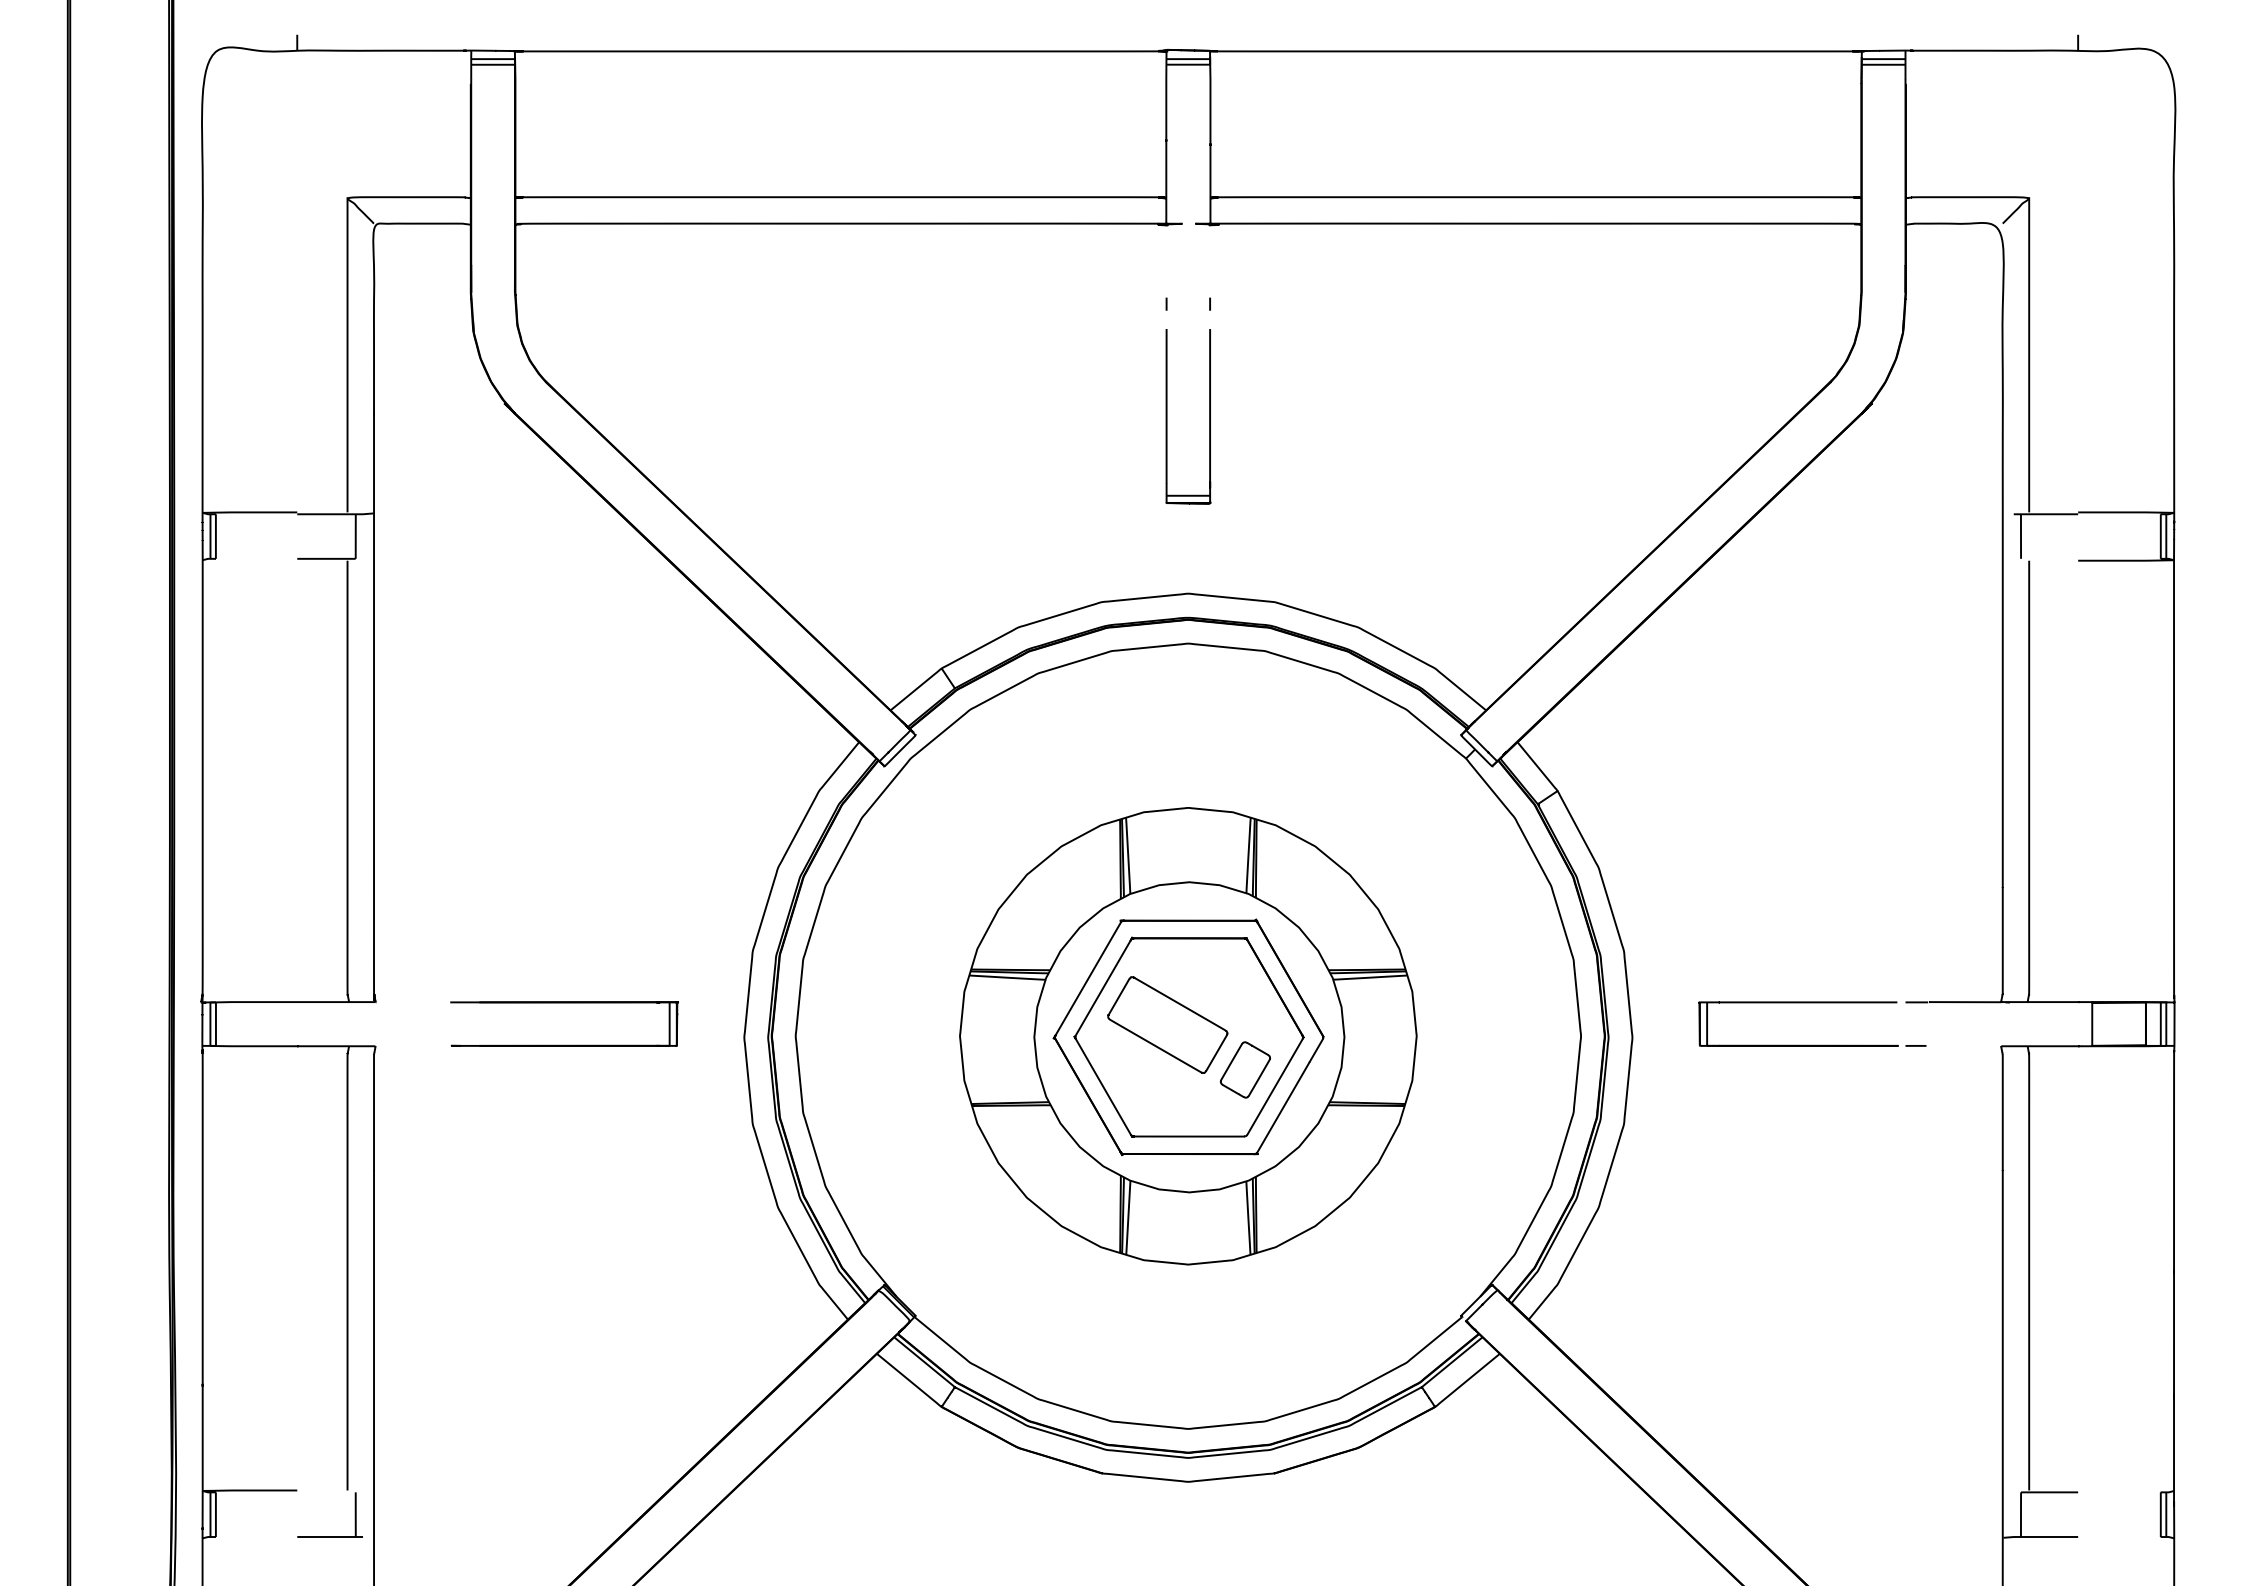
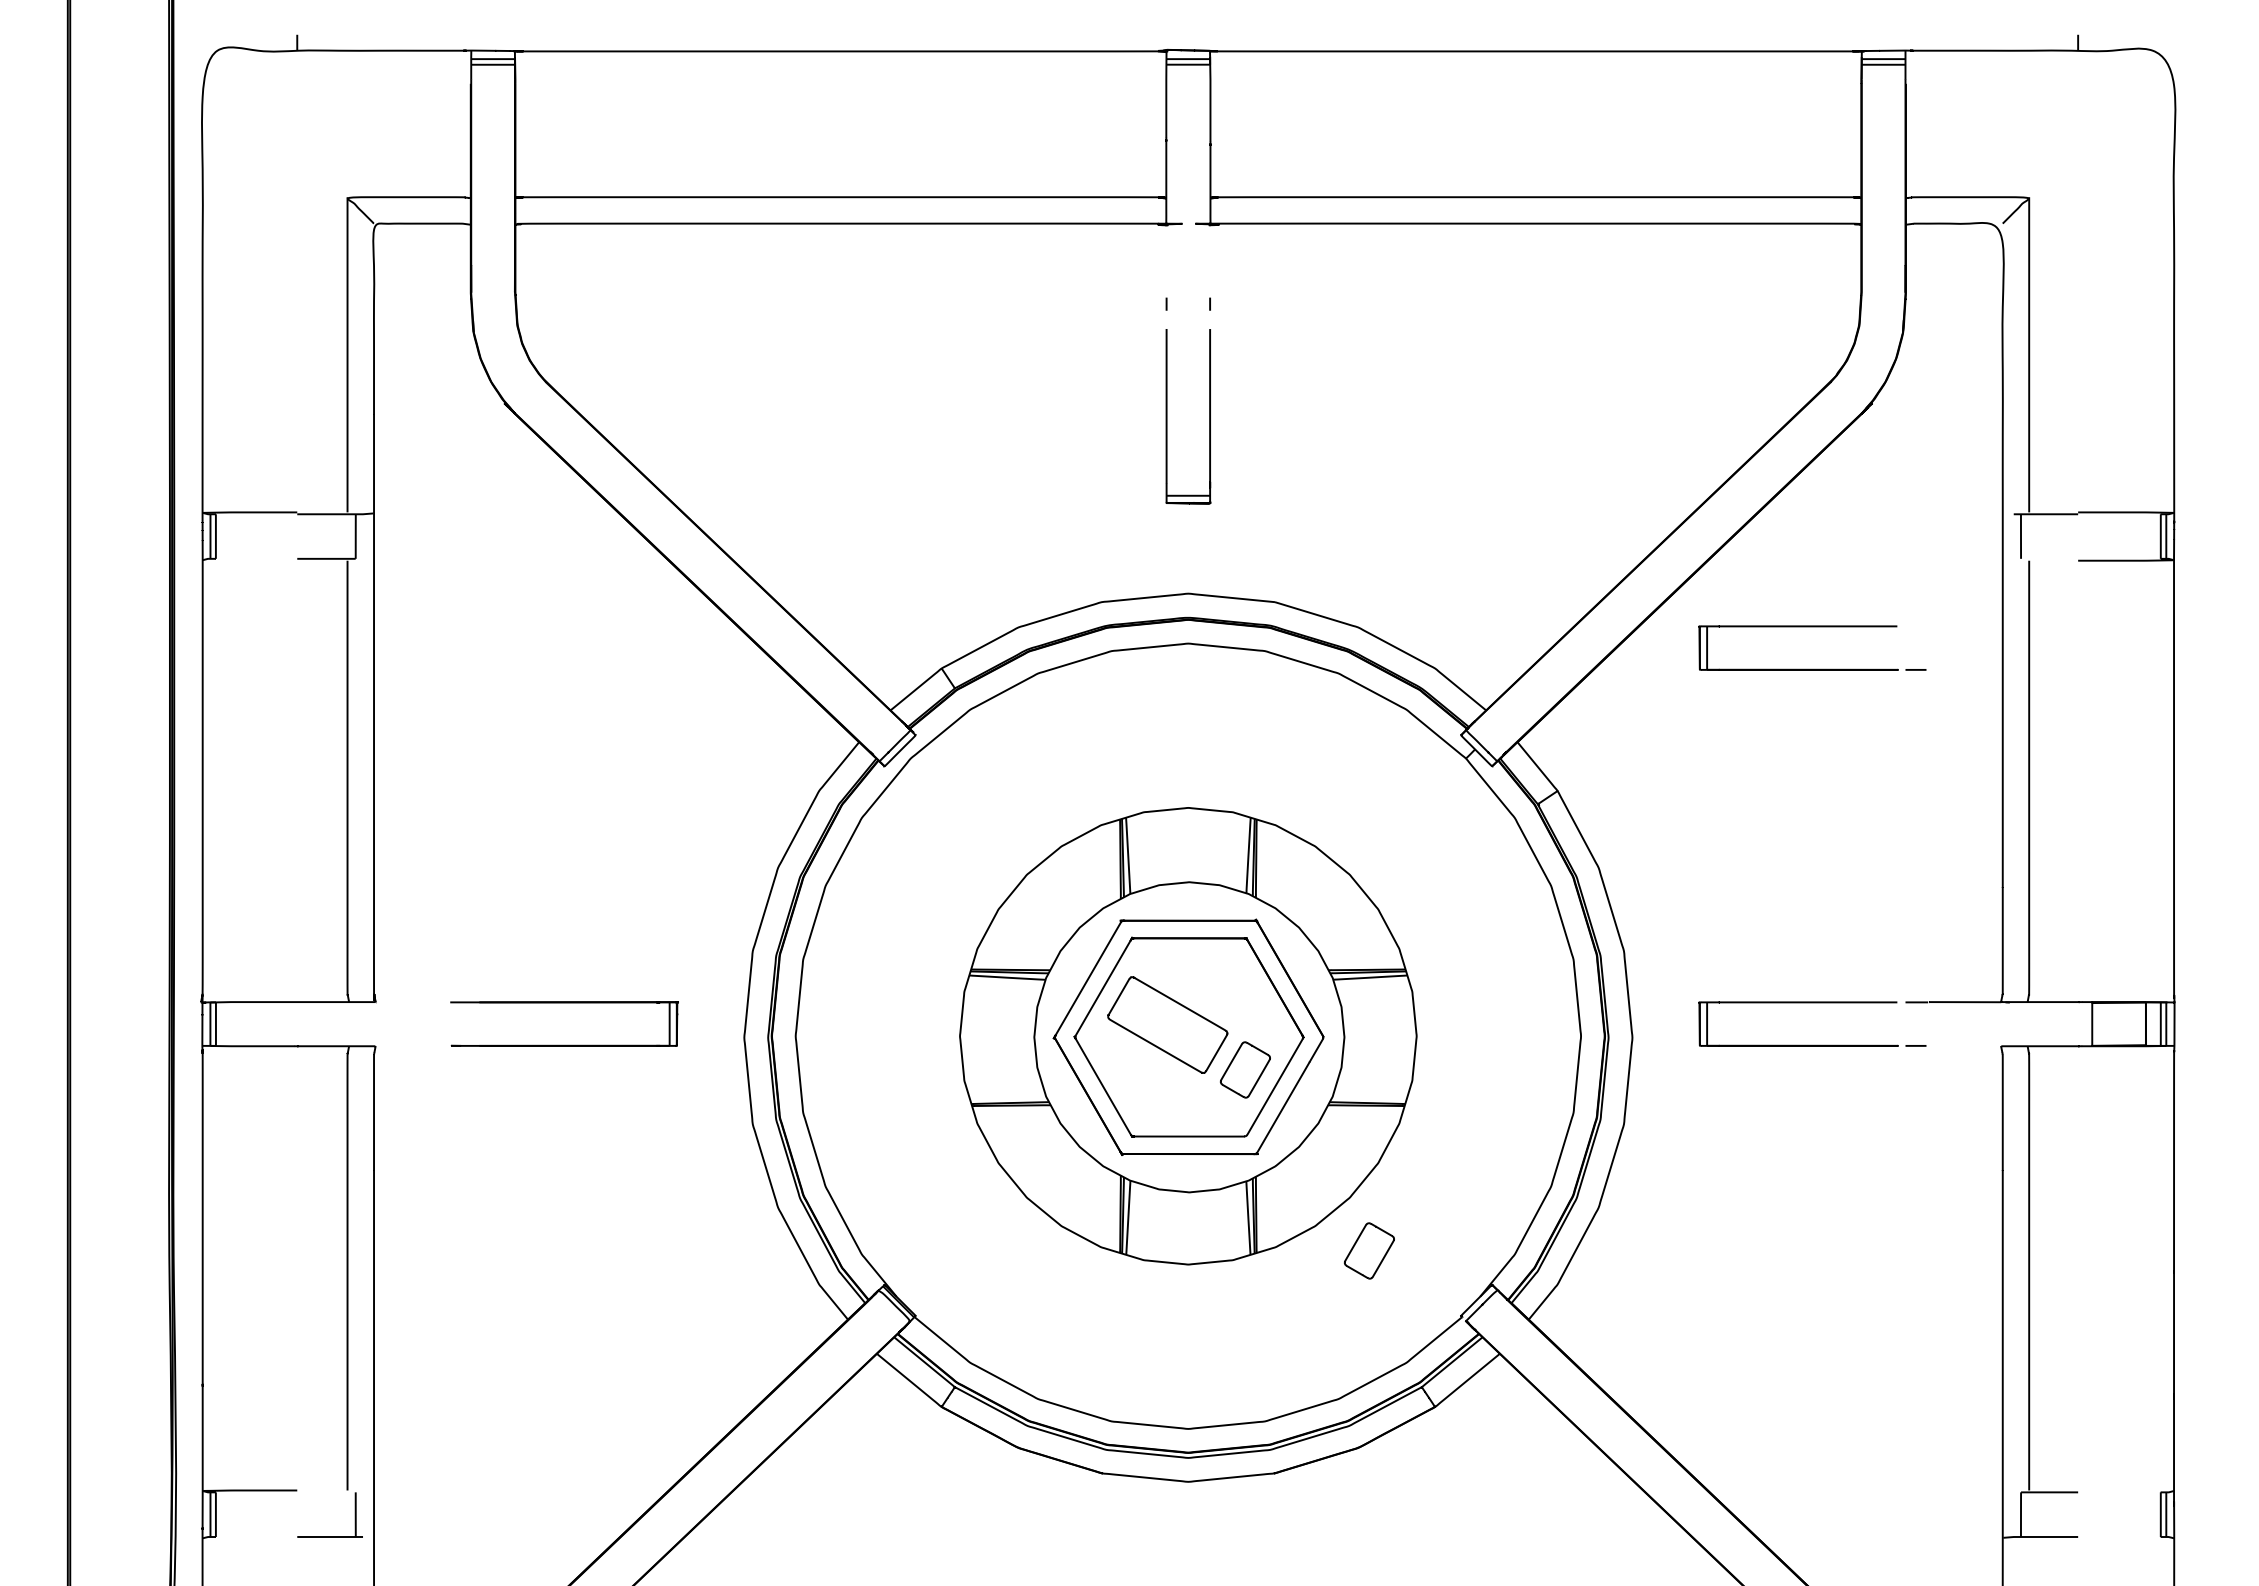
part: none -> present (1812, 627)
part: none -> present (1369, 1250)
